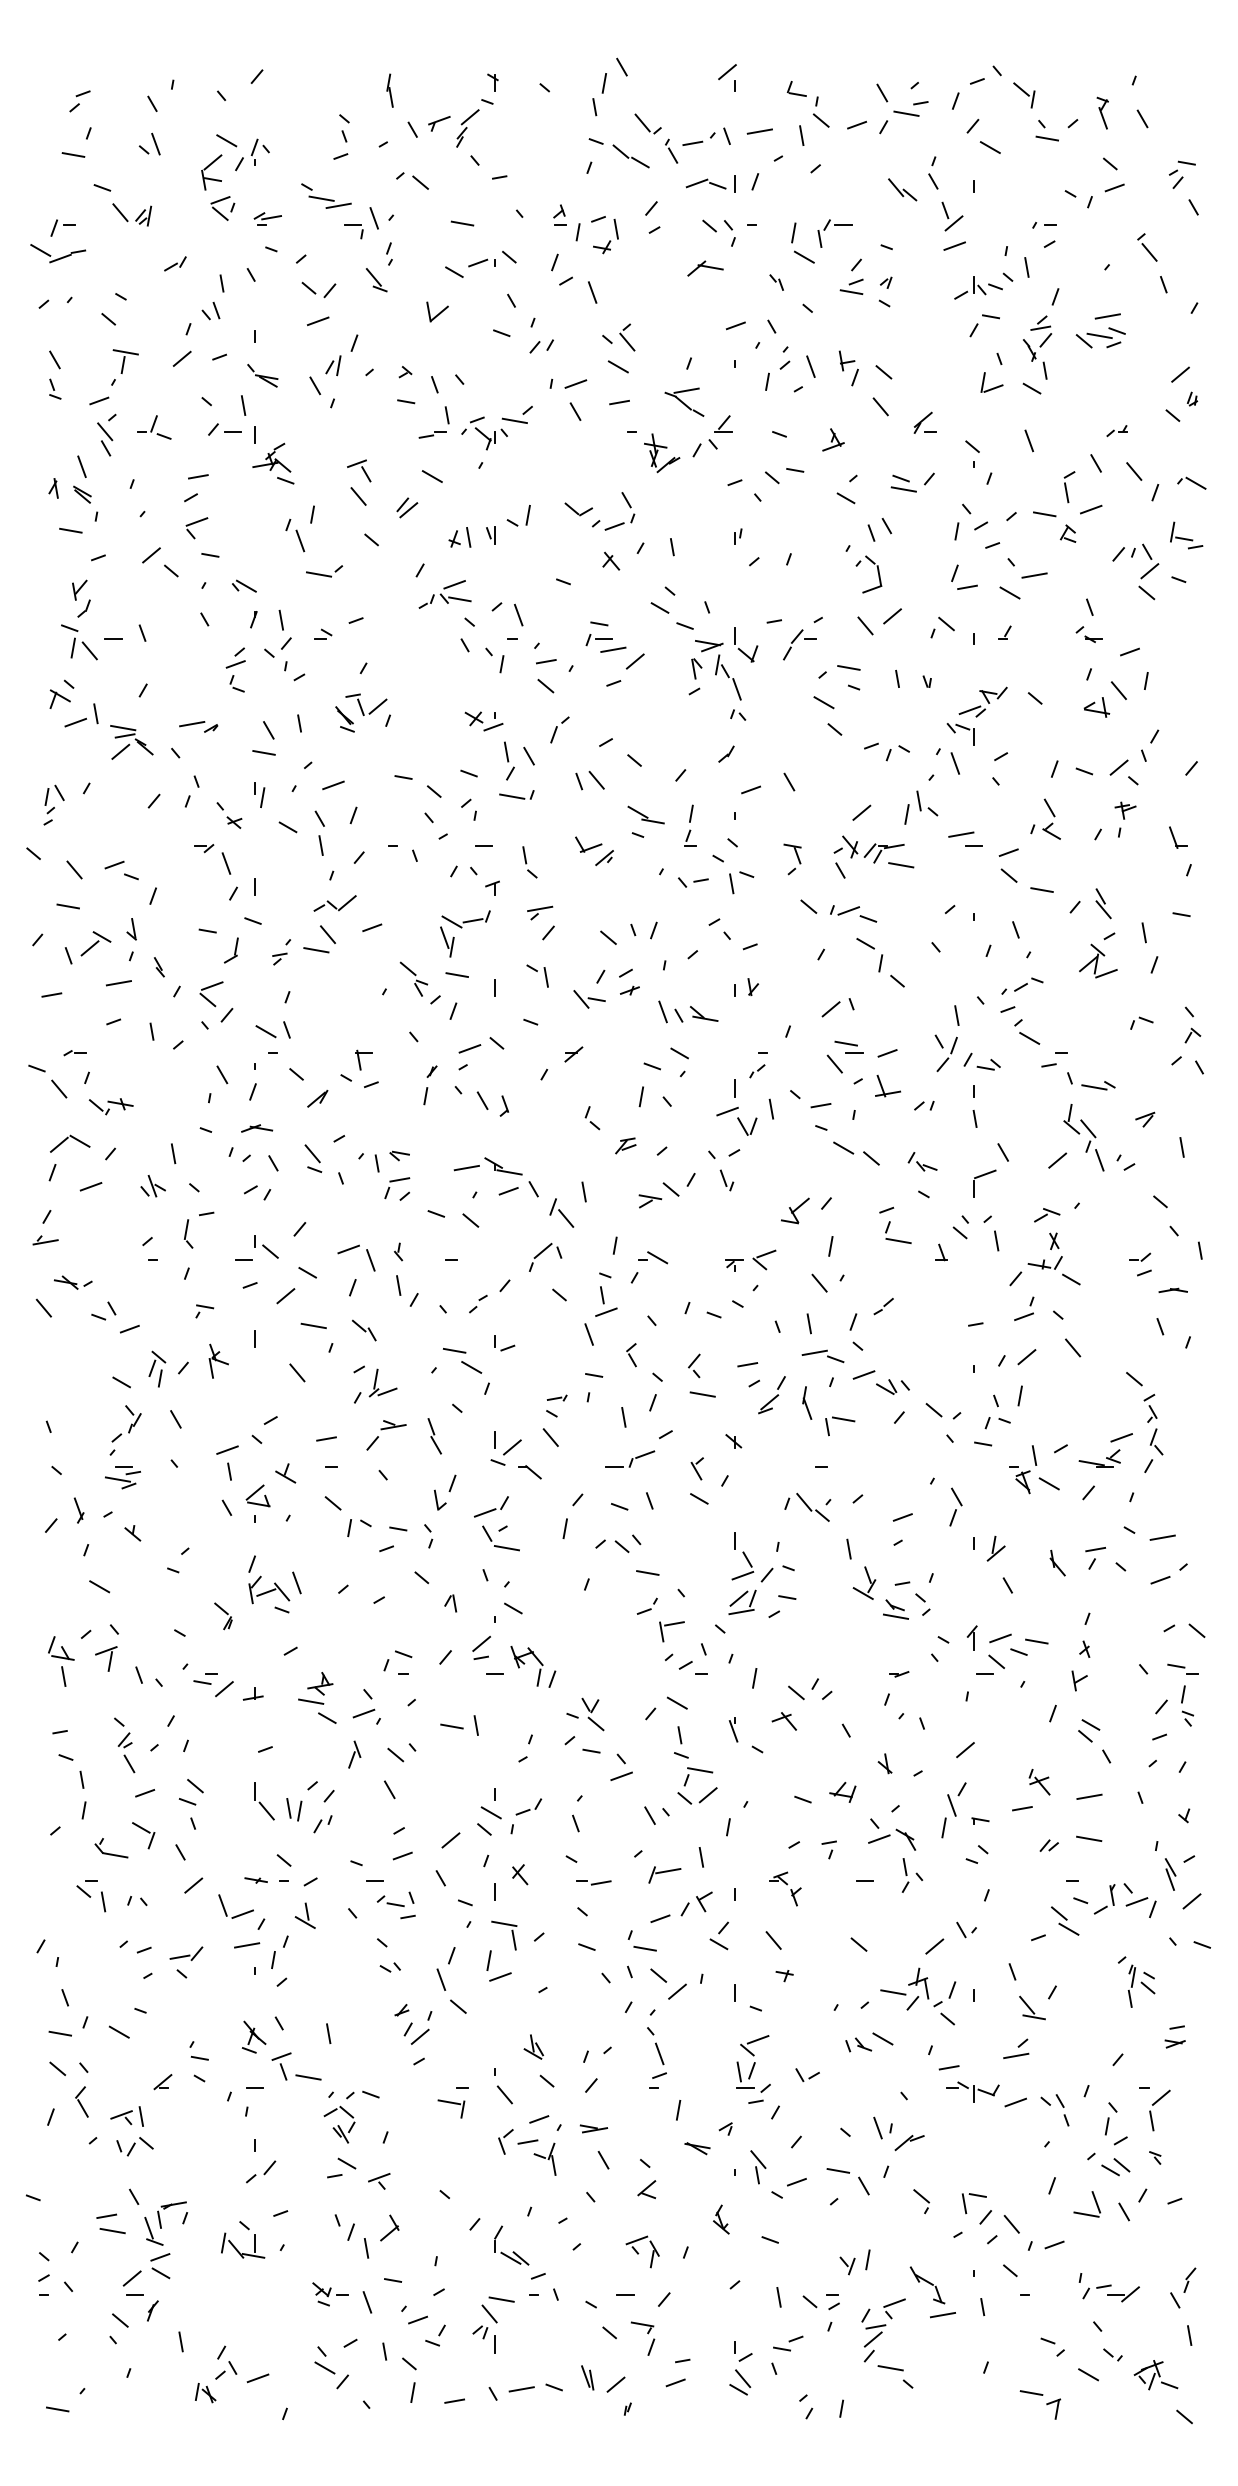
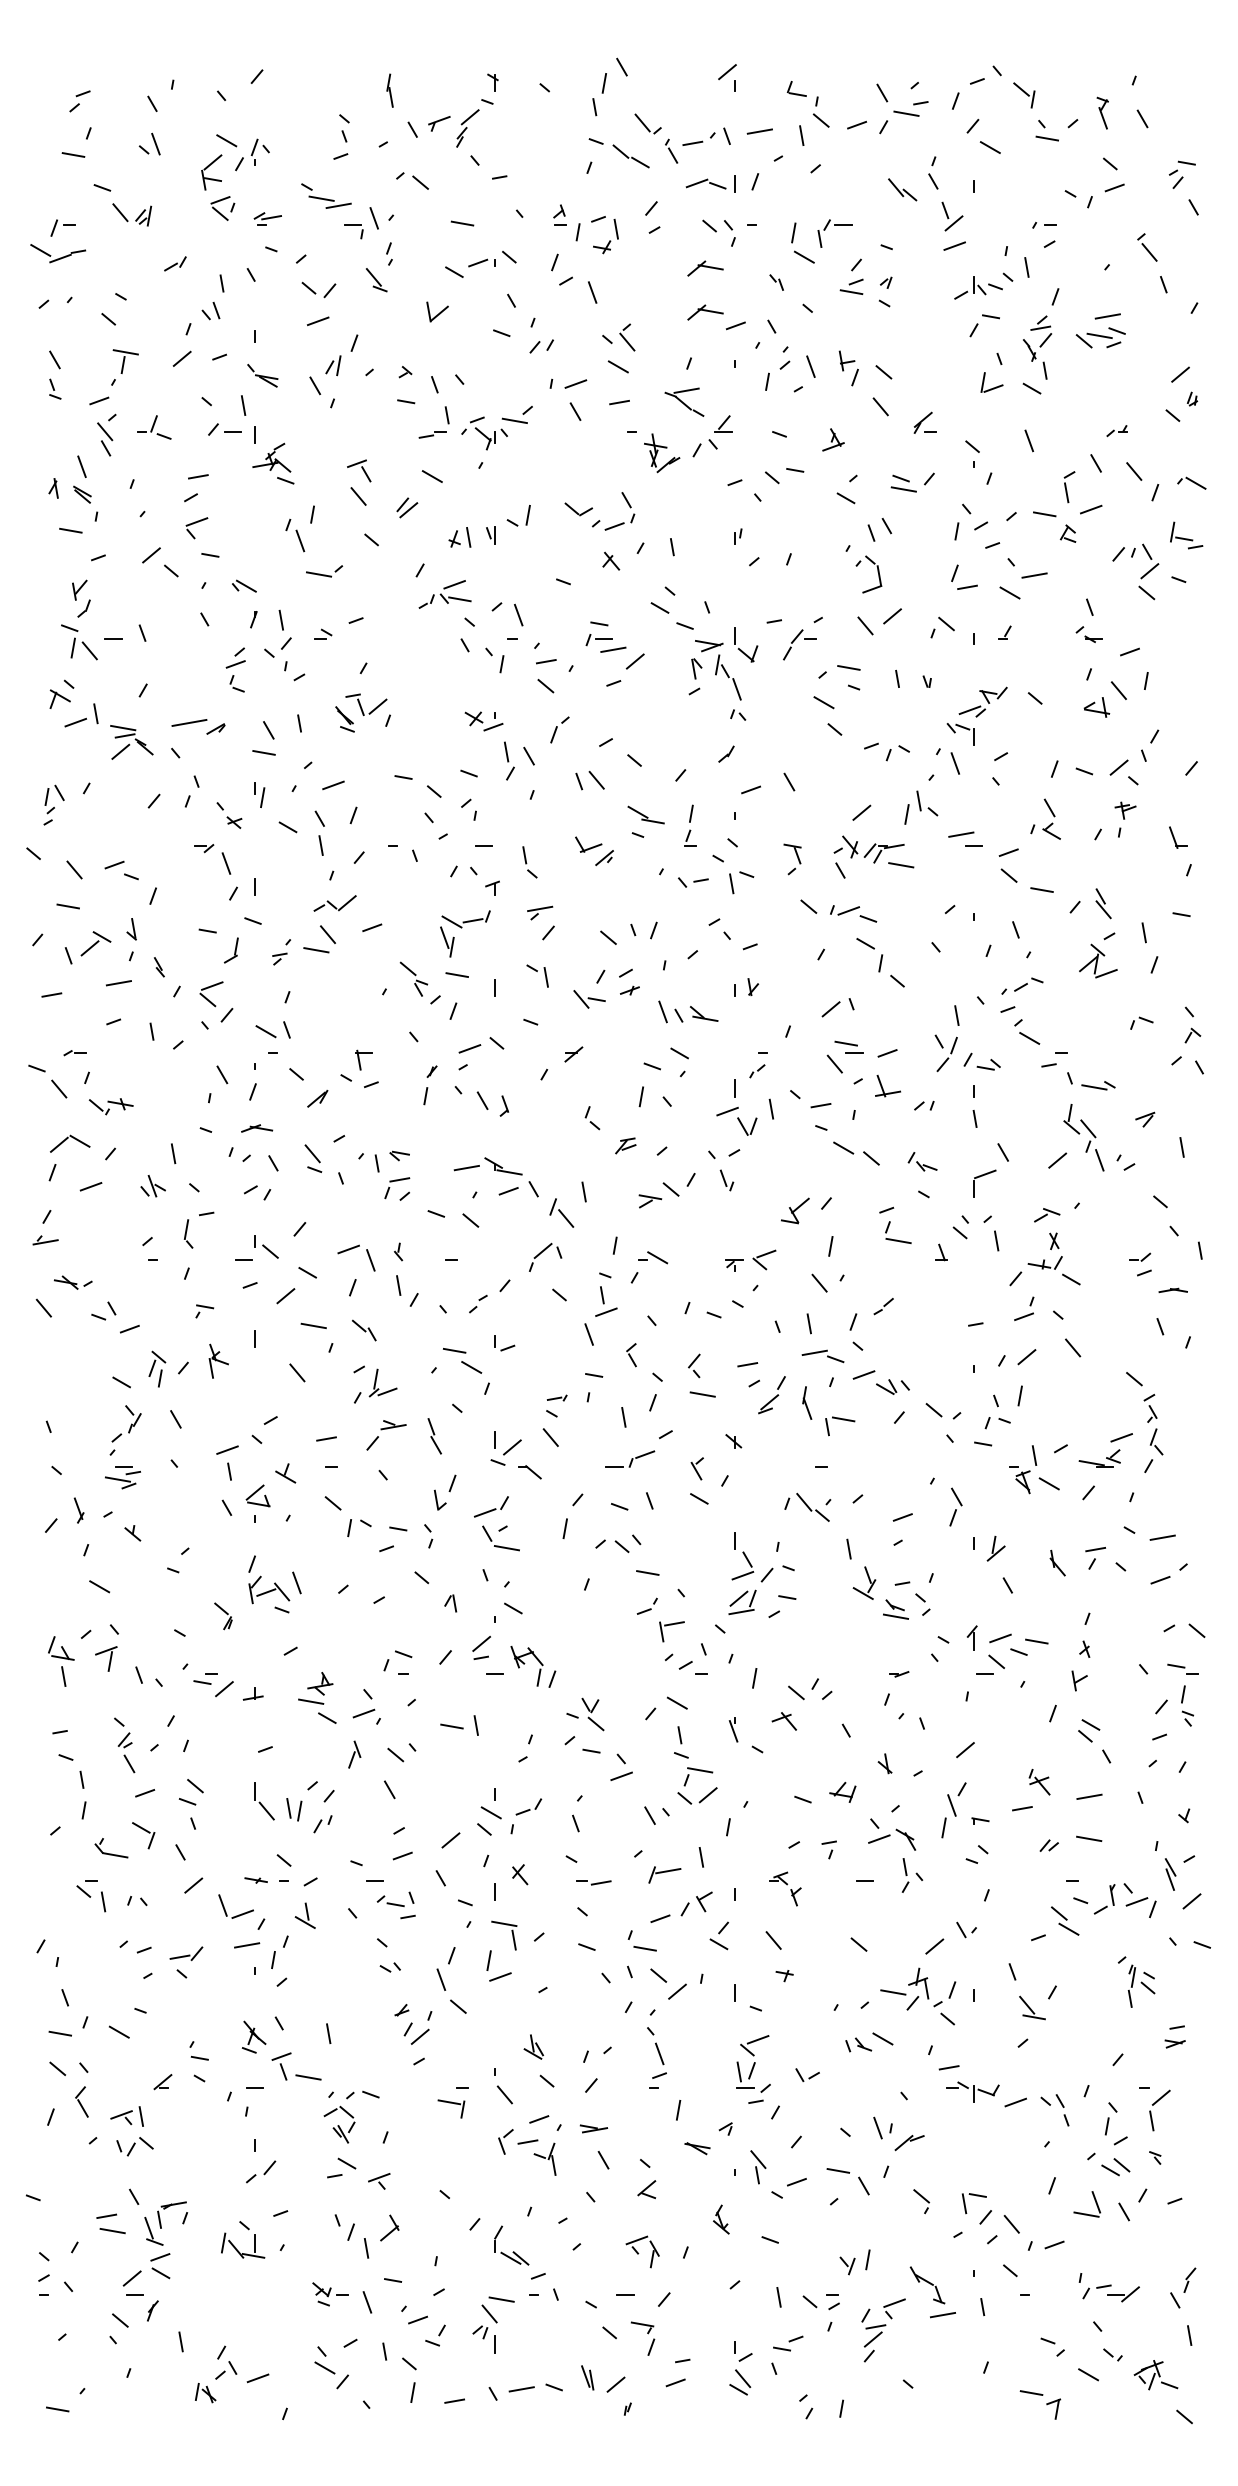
part: none -> present (705, 312)
part size: 40x12 px -> 55x16 px (198, 726)
line: present -> none (512, 796)
line: present -> none (1016, 2055)
line: present -> none (890, 2368)
